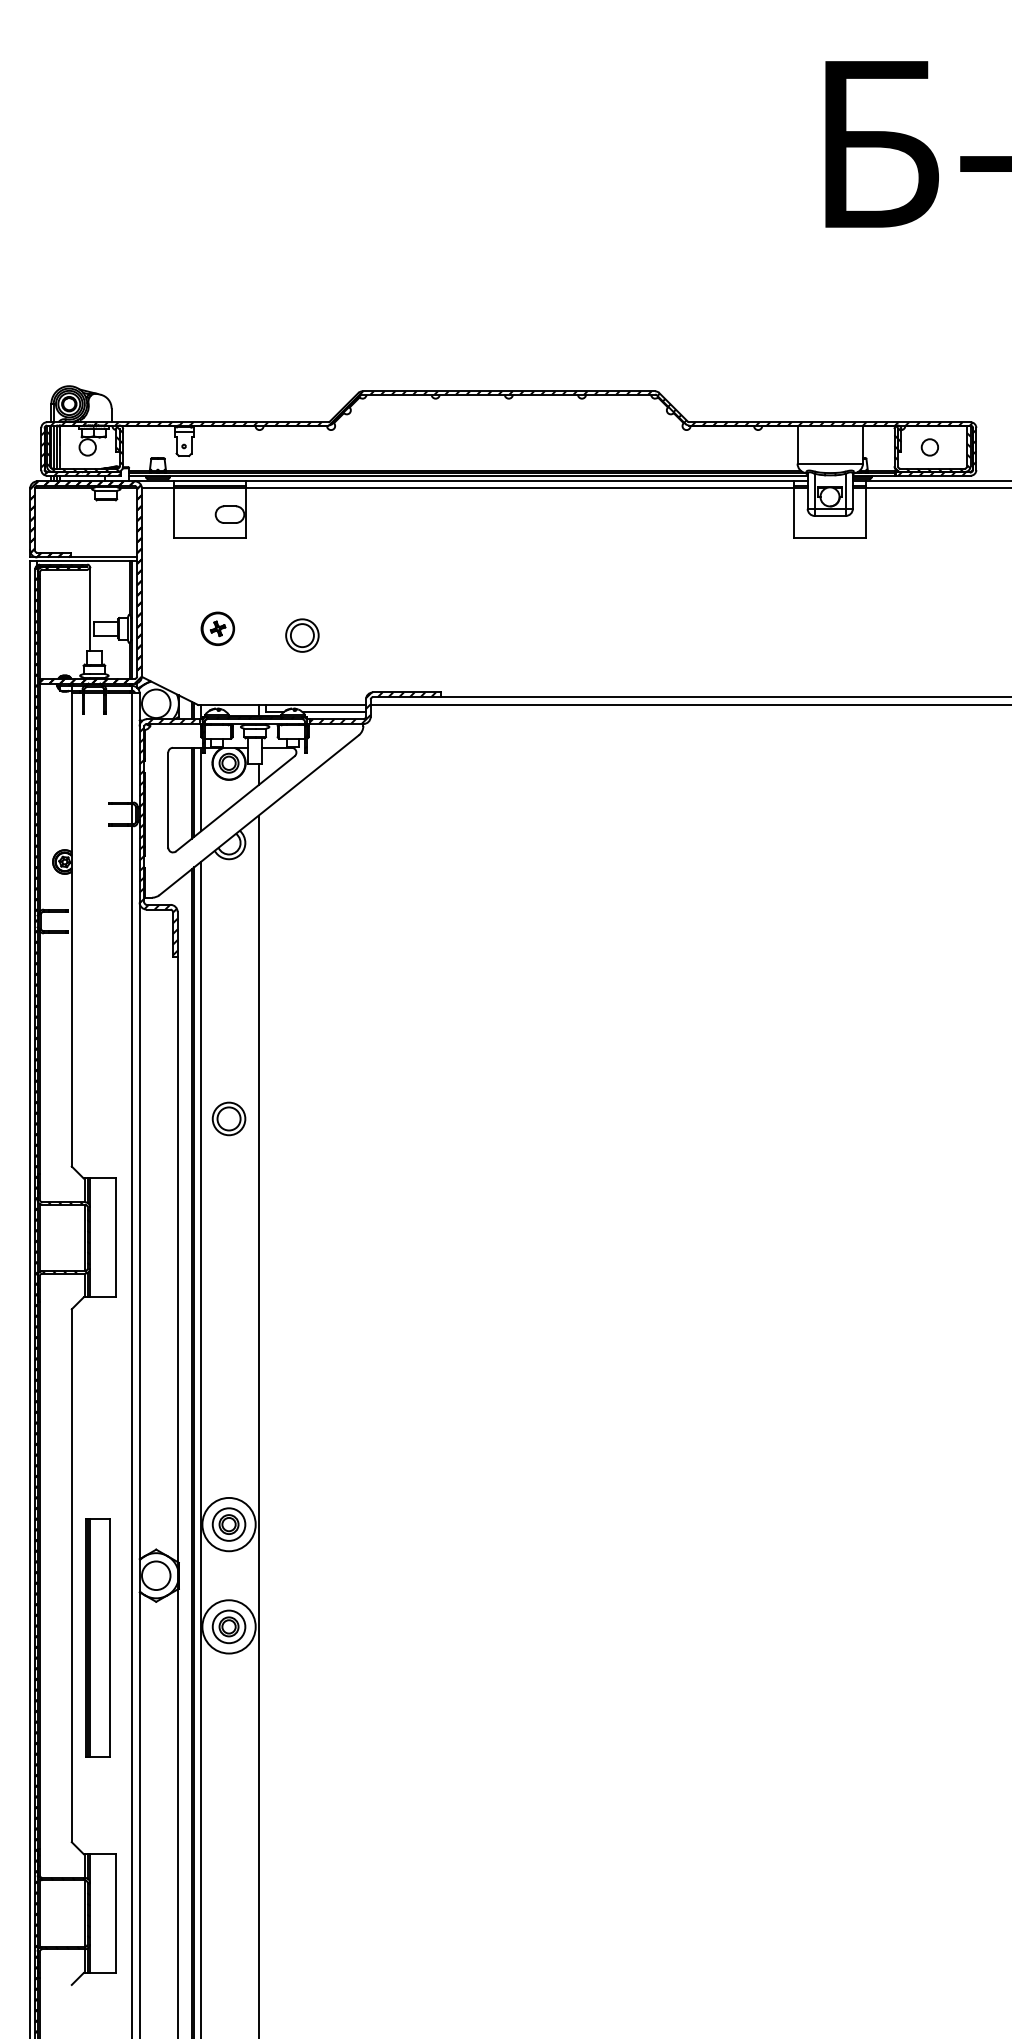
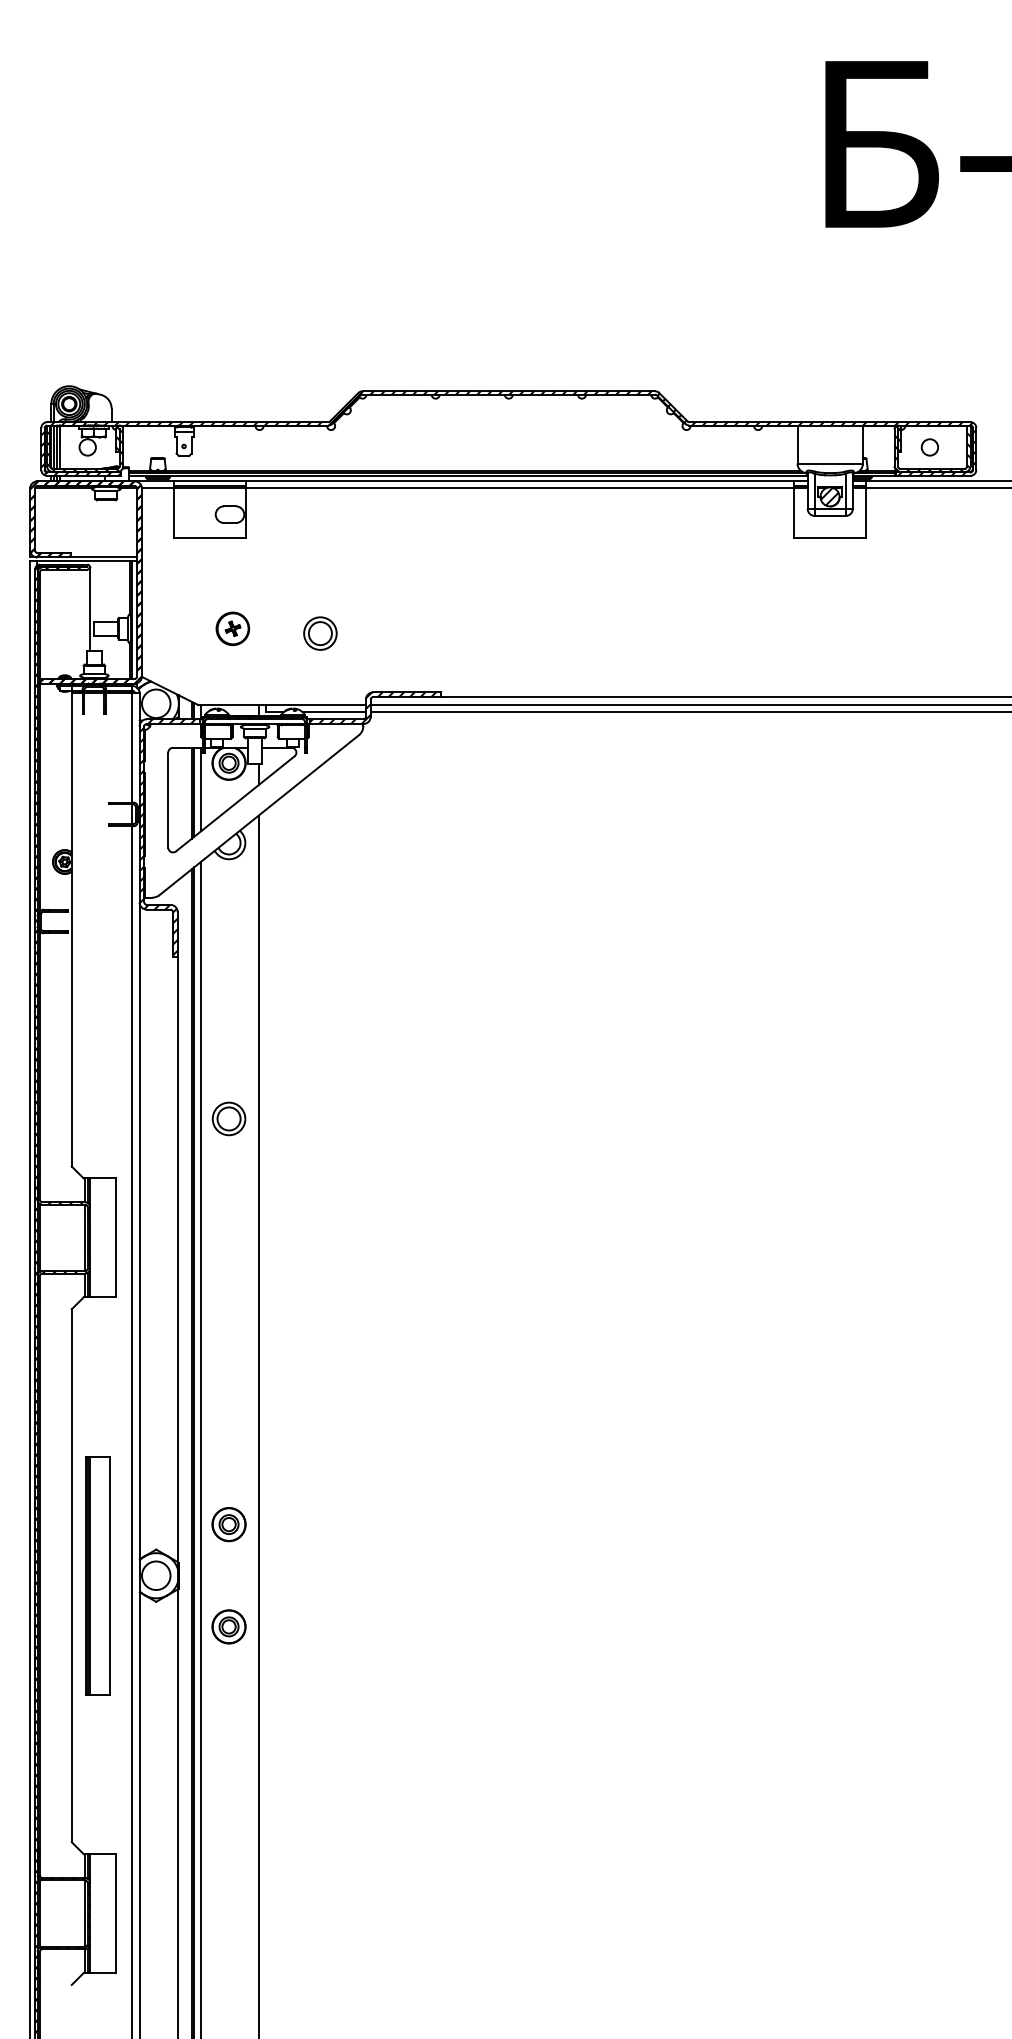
hatch: none -> present (829, 496)
part position: (217, 628) -> (232, 628) (232, 628)
part position: (302, 635) -> (320, 633) (320, 633)
line: none -> present (689, 712)
circle diameter: 53 px -> 33 px (228, 1524)
circle diameter: 53 px -> 33 px (228, 1626)
part position: (97, 1637) -> (97, 1575) (97, 1575)
